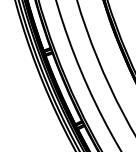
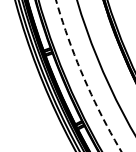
arc: solid -> dashed (84, 78)
